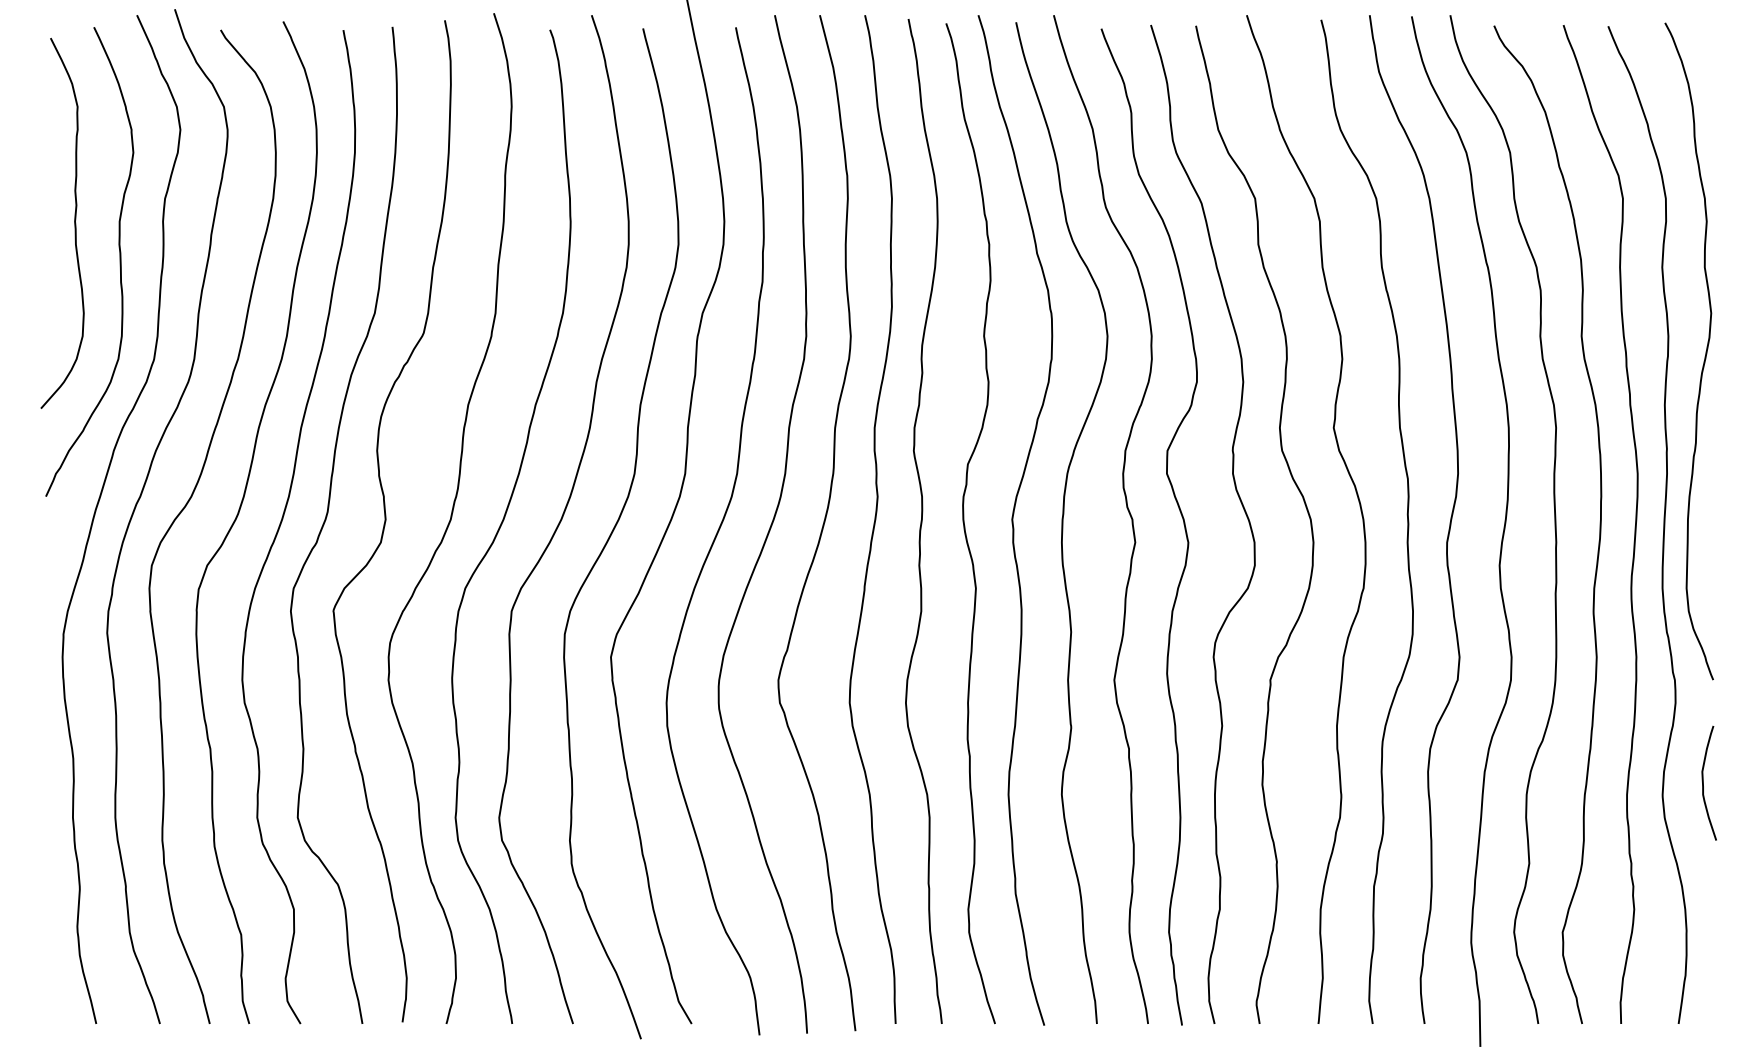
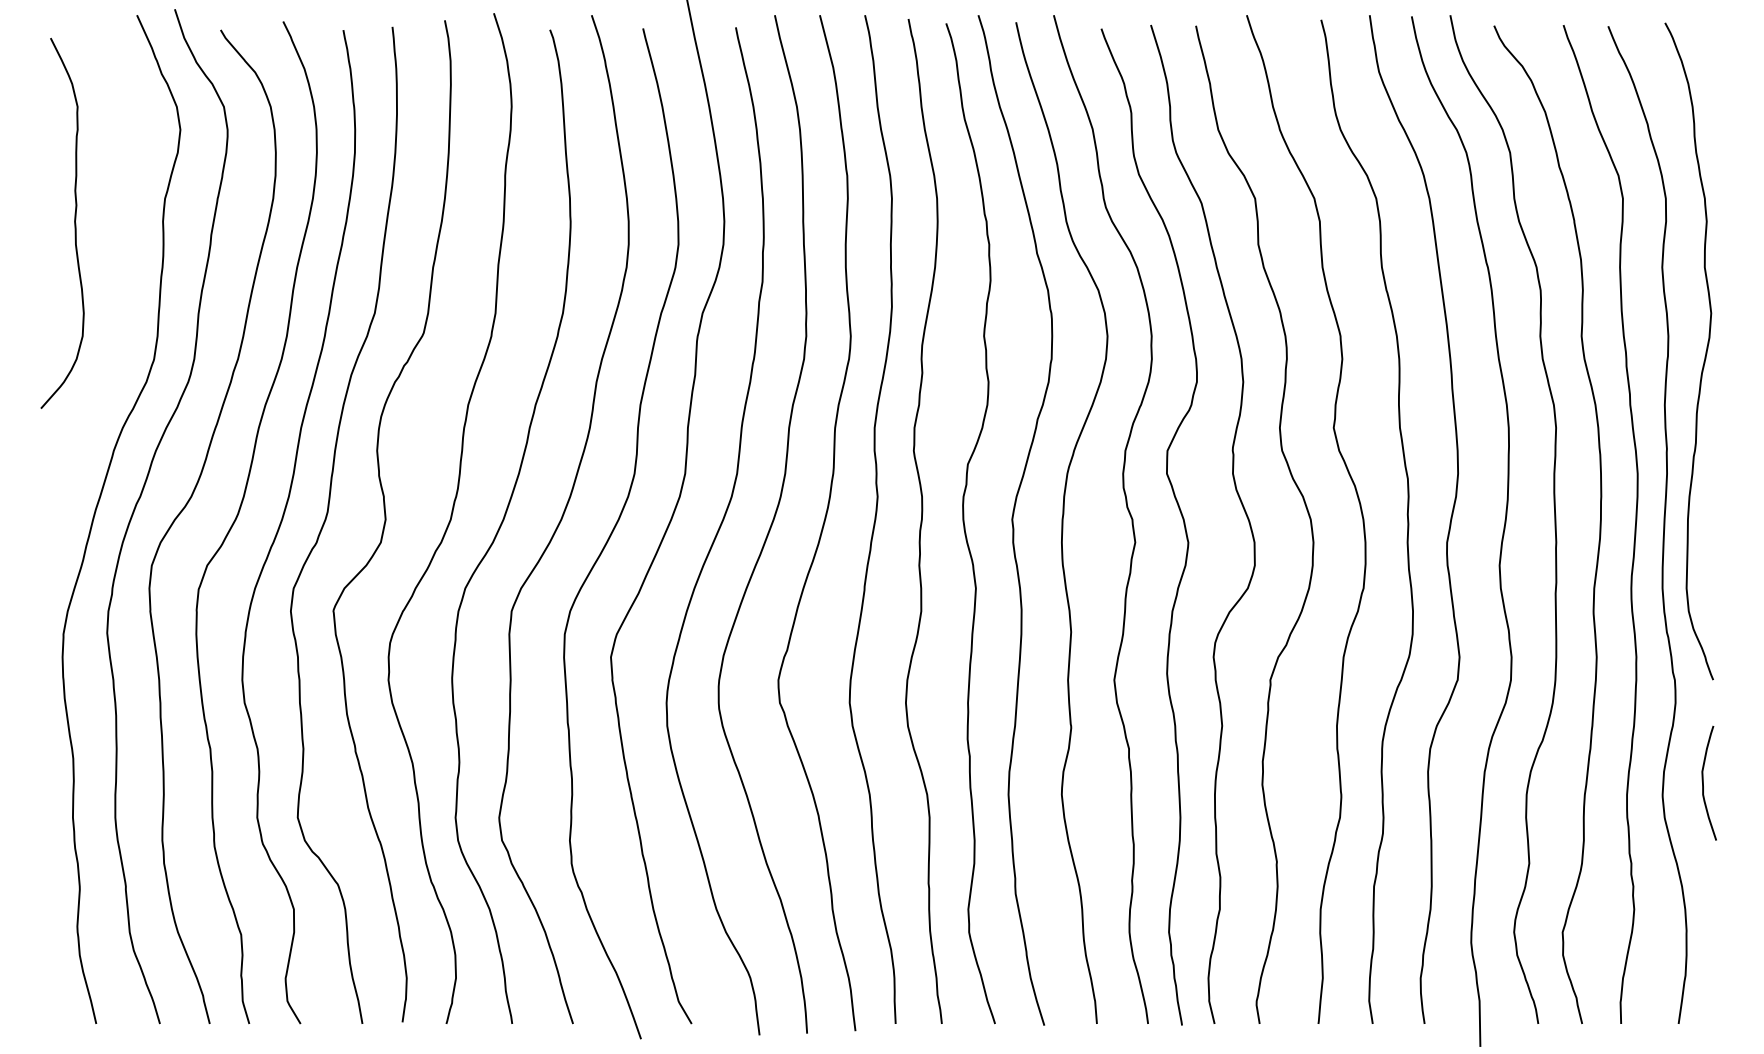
curve: present -> none (119, 261)
